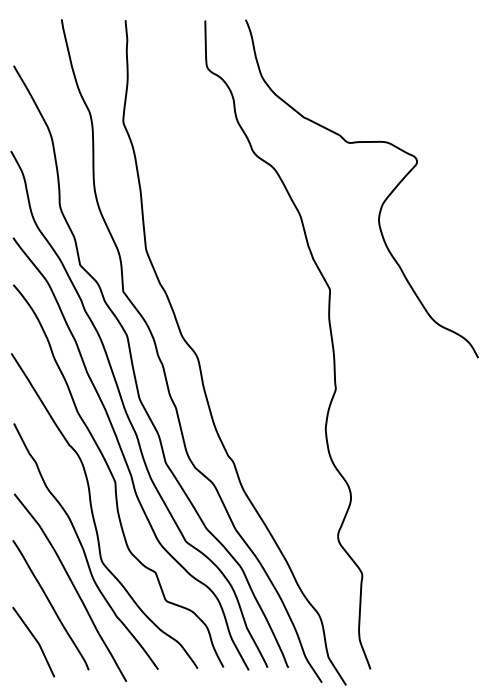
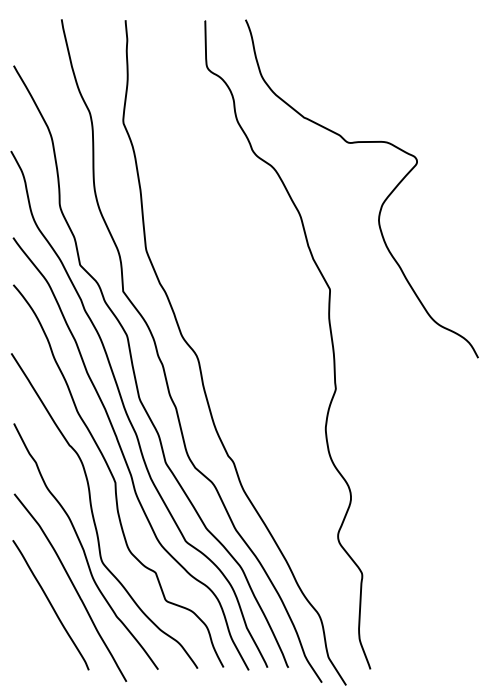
curve: present -> none (34, 639)
